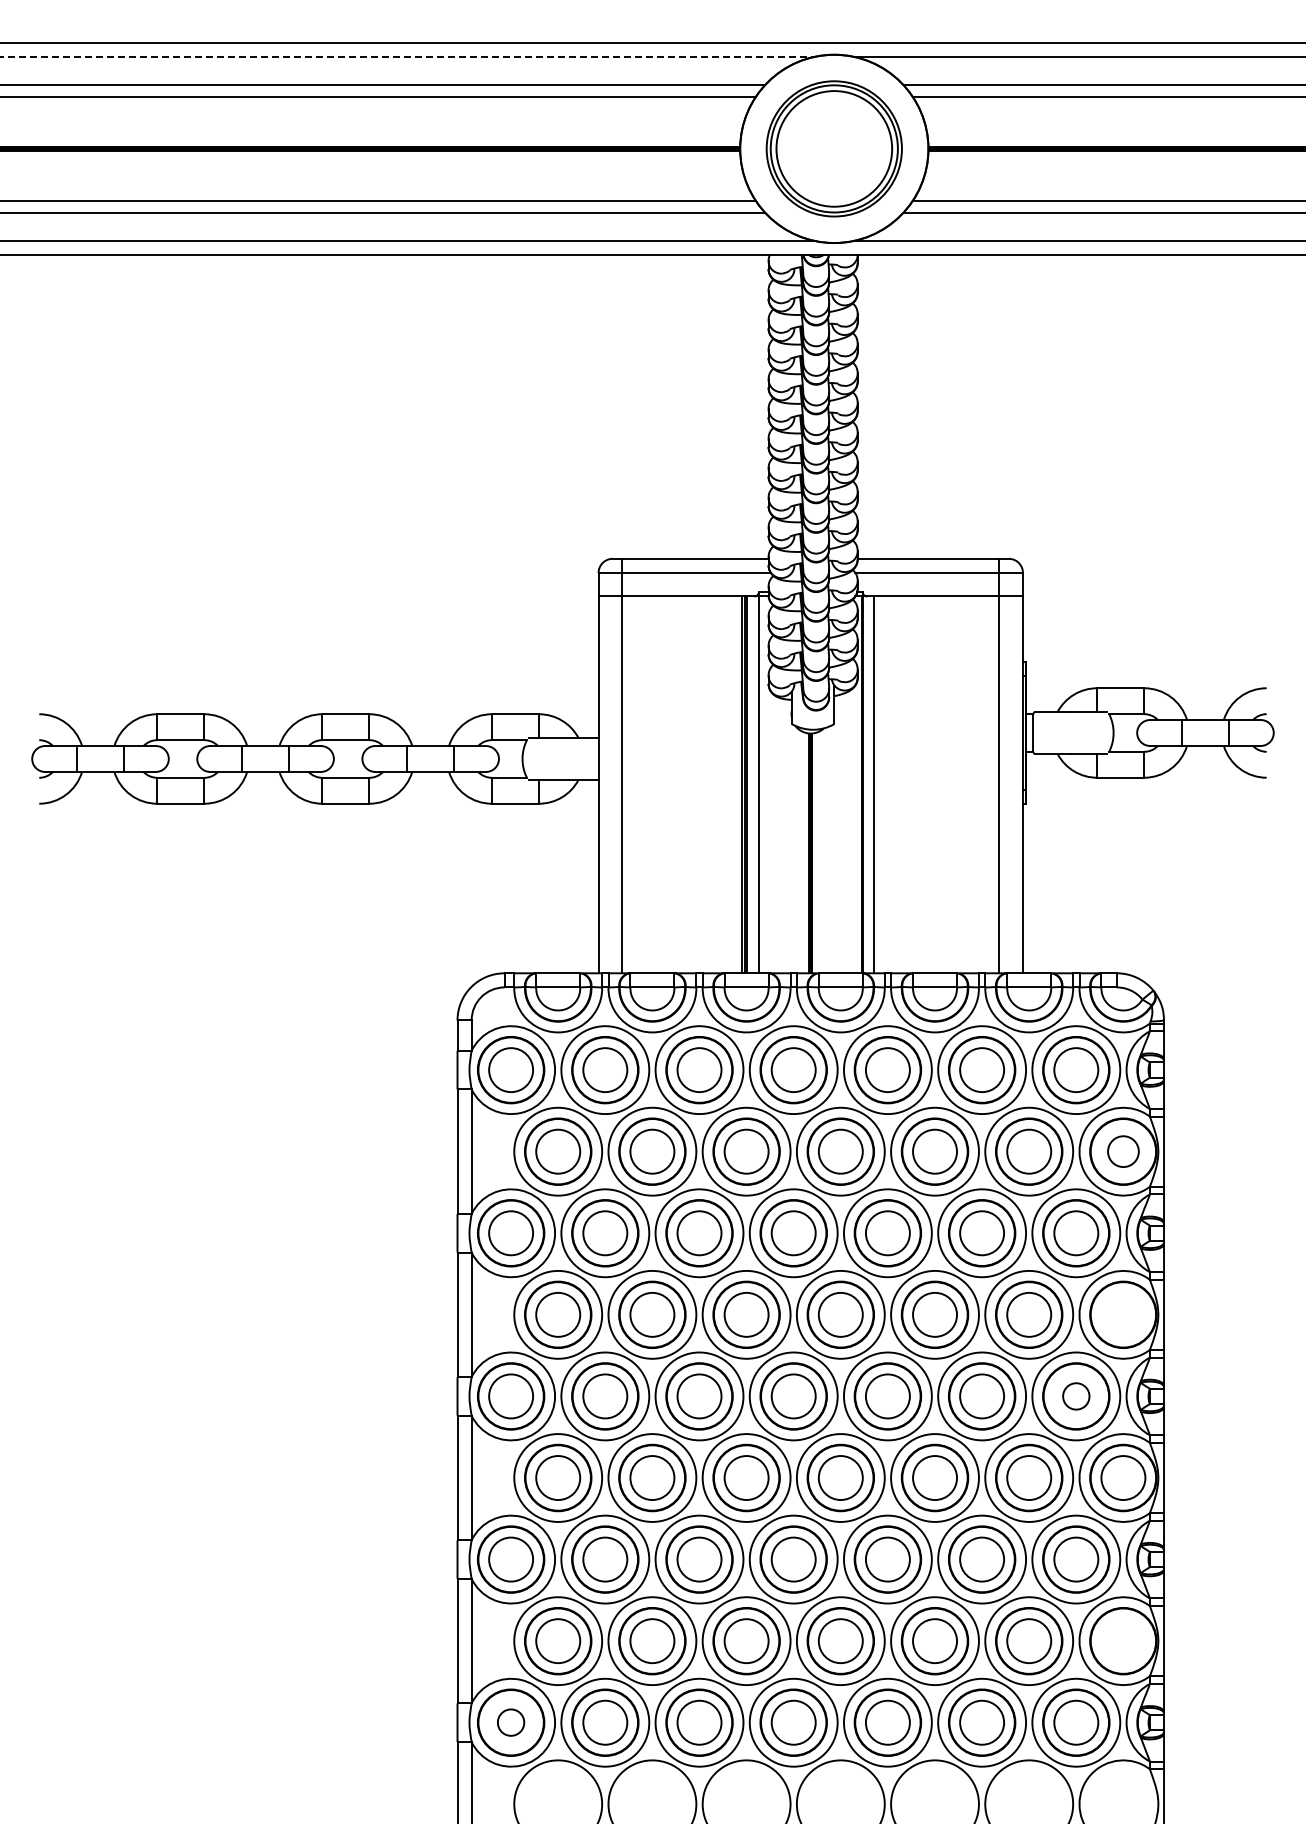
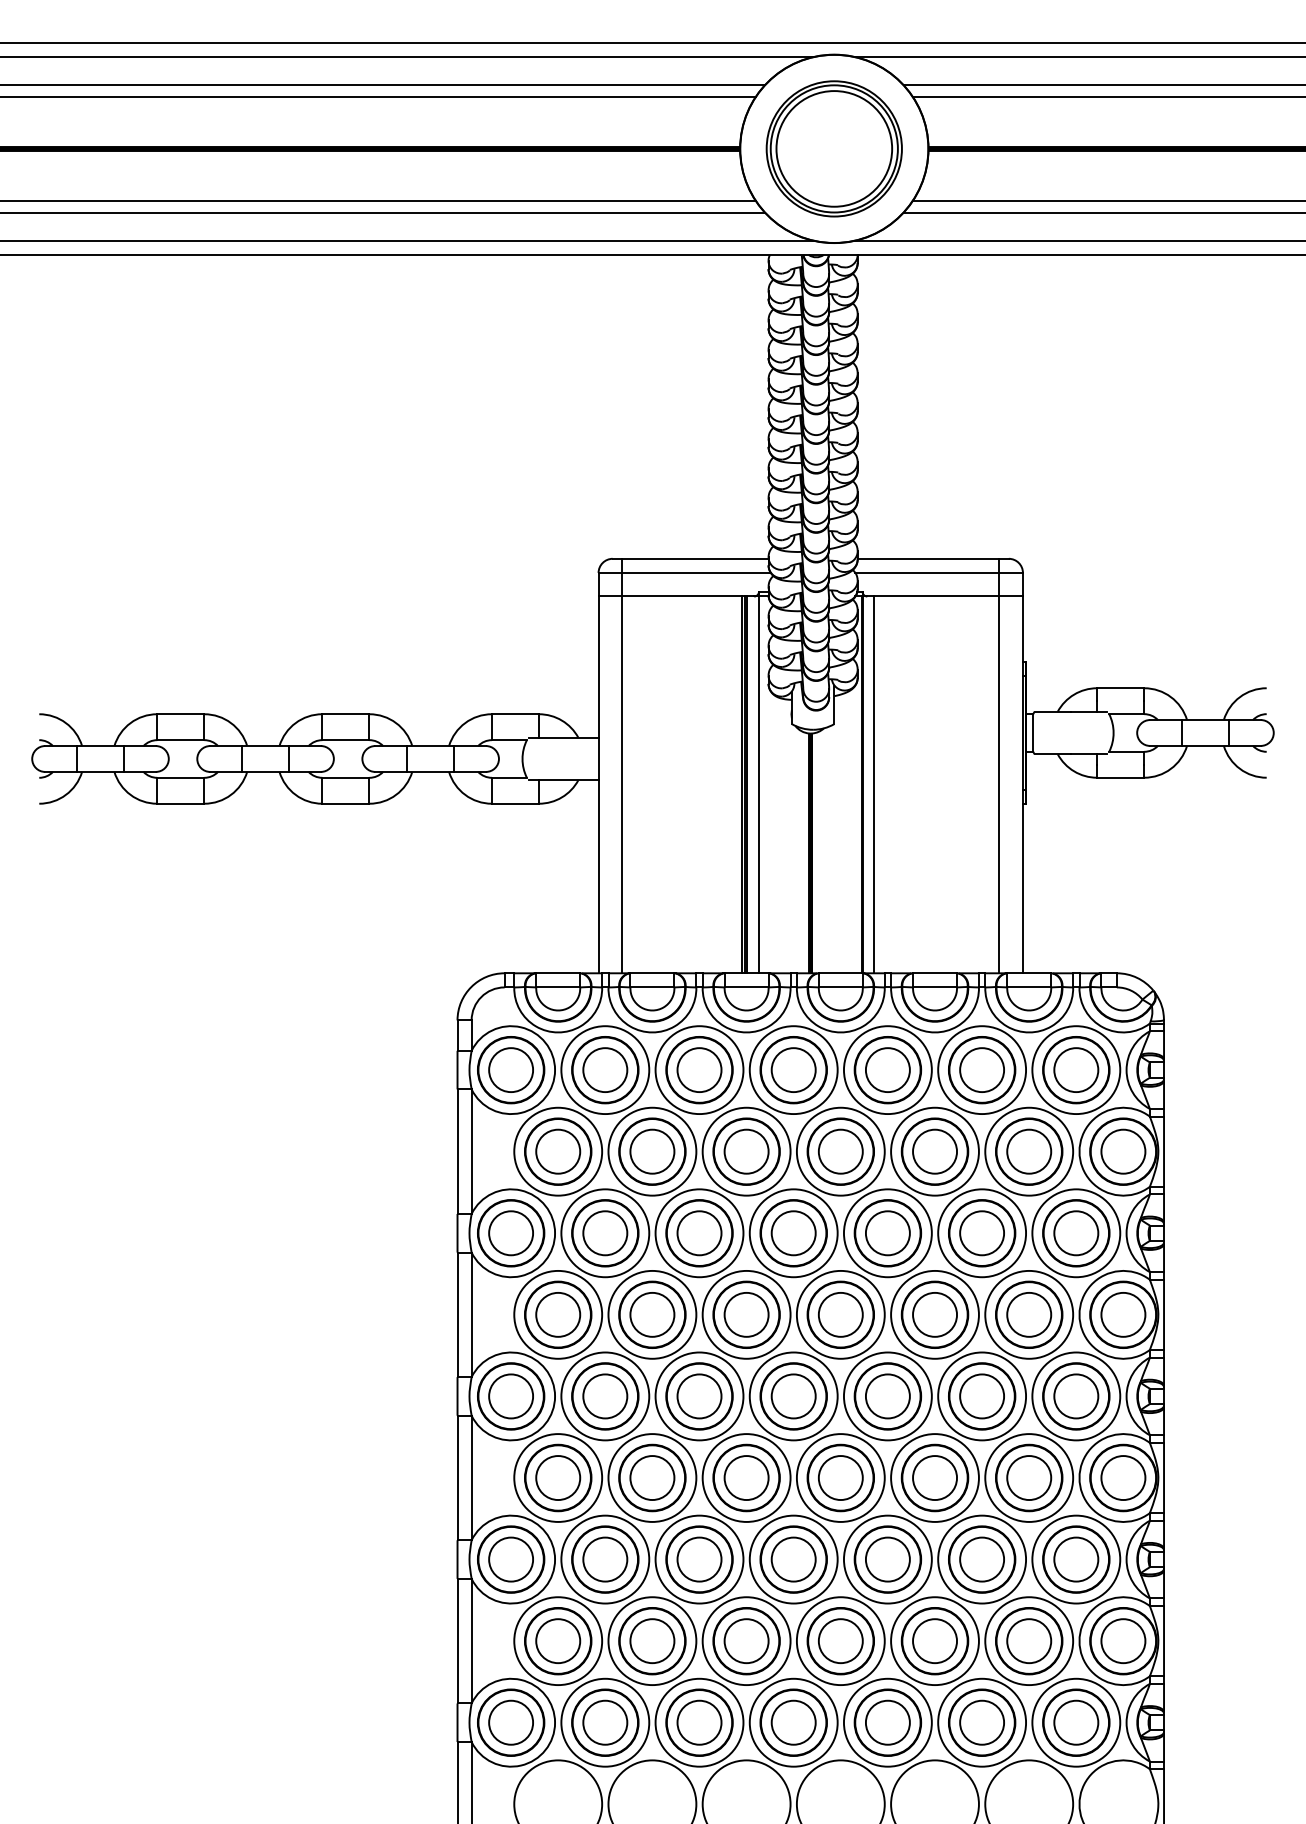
line: dashed -> solid (406, 57)
circle size: 33x33 px -> 47x47 px (1123, 1151)
circle: none -> present (1123, 1314)
circle diameter: 26 px -> 44 px (1076, 1396)
circle: none -> present (1123, 1641)
circle size: 29x29 px -> 46x47 px (510, 1722)
